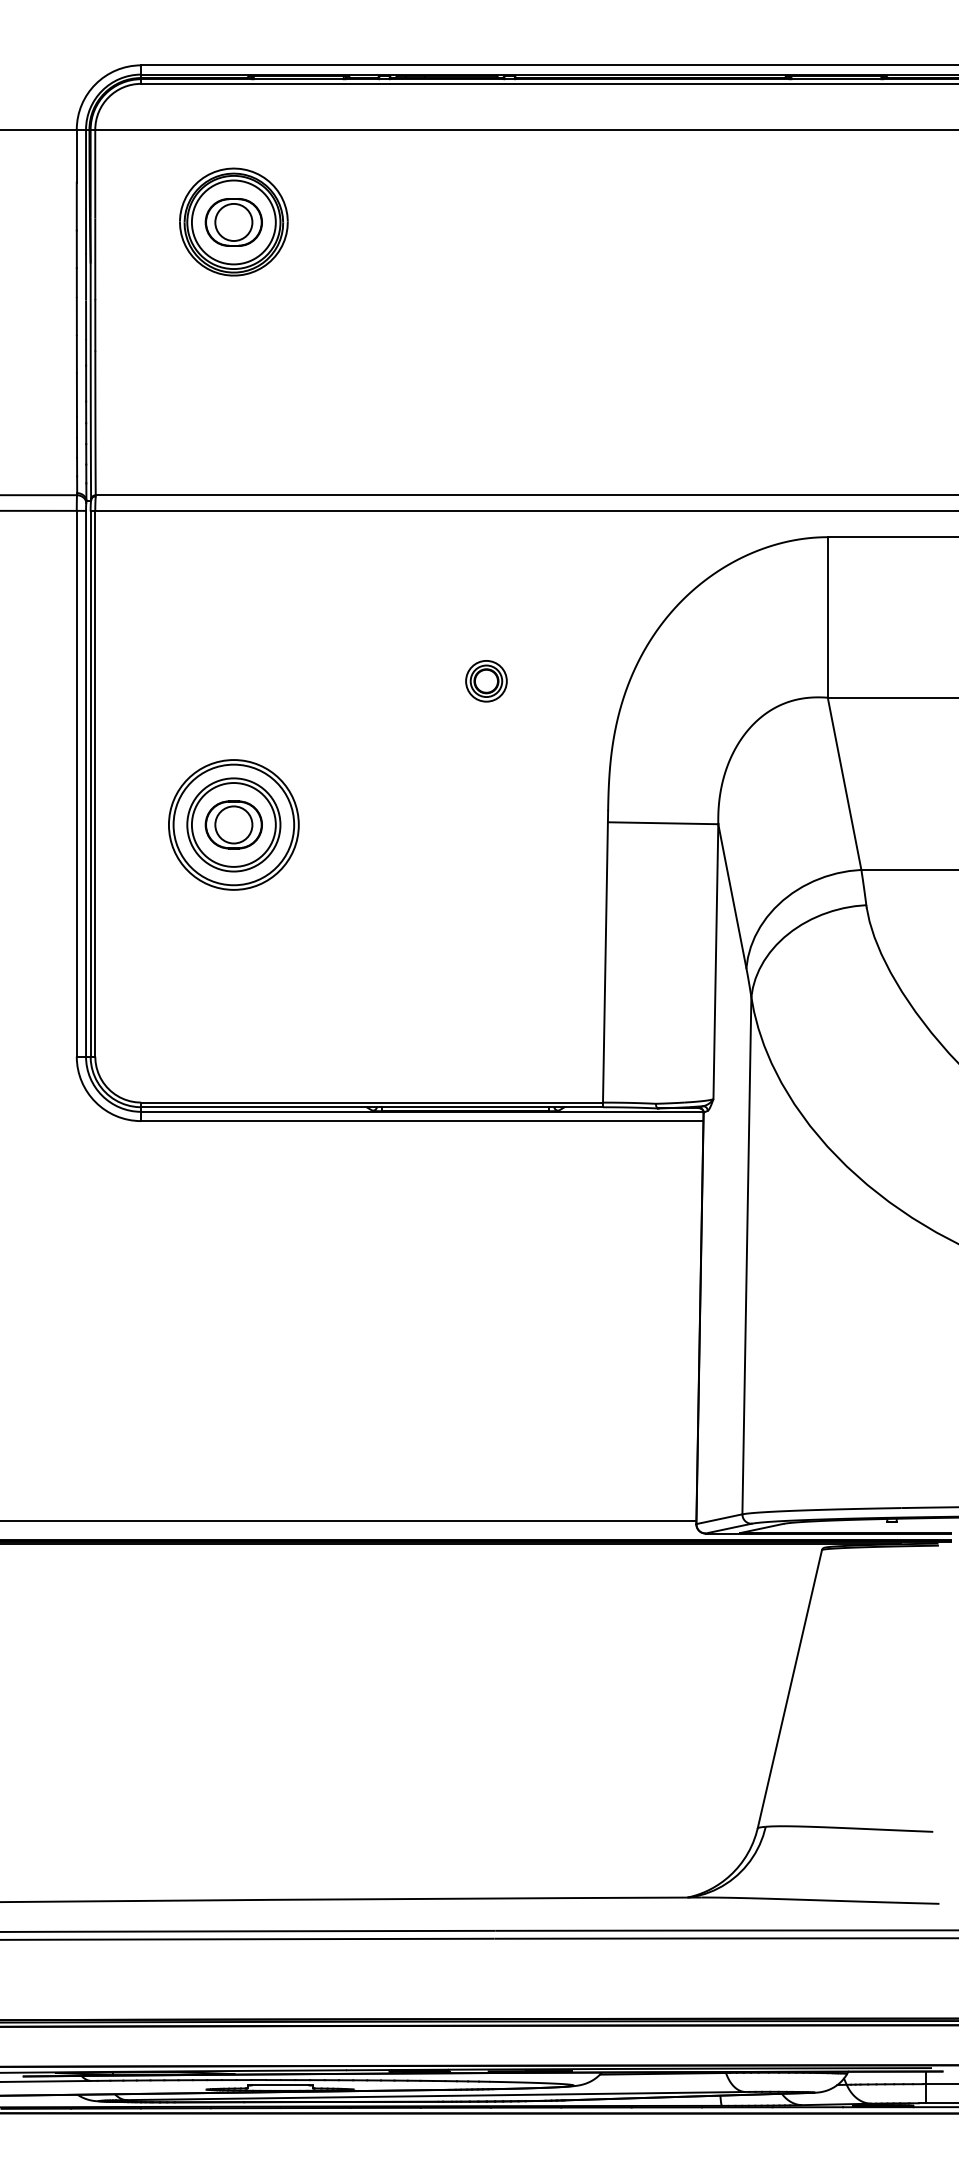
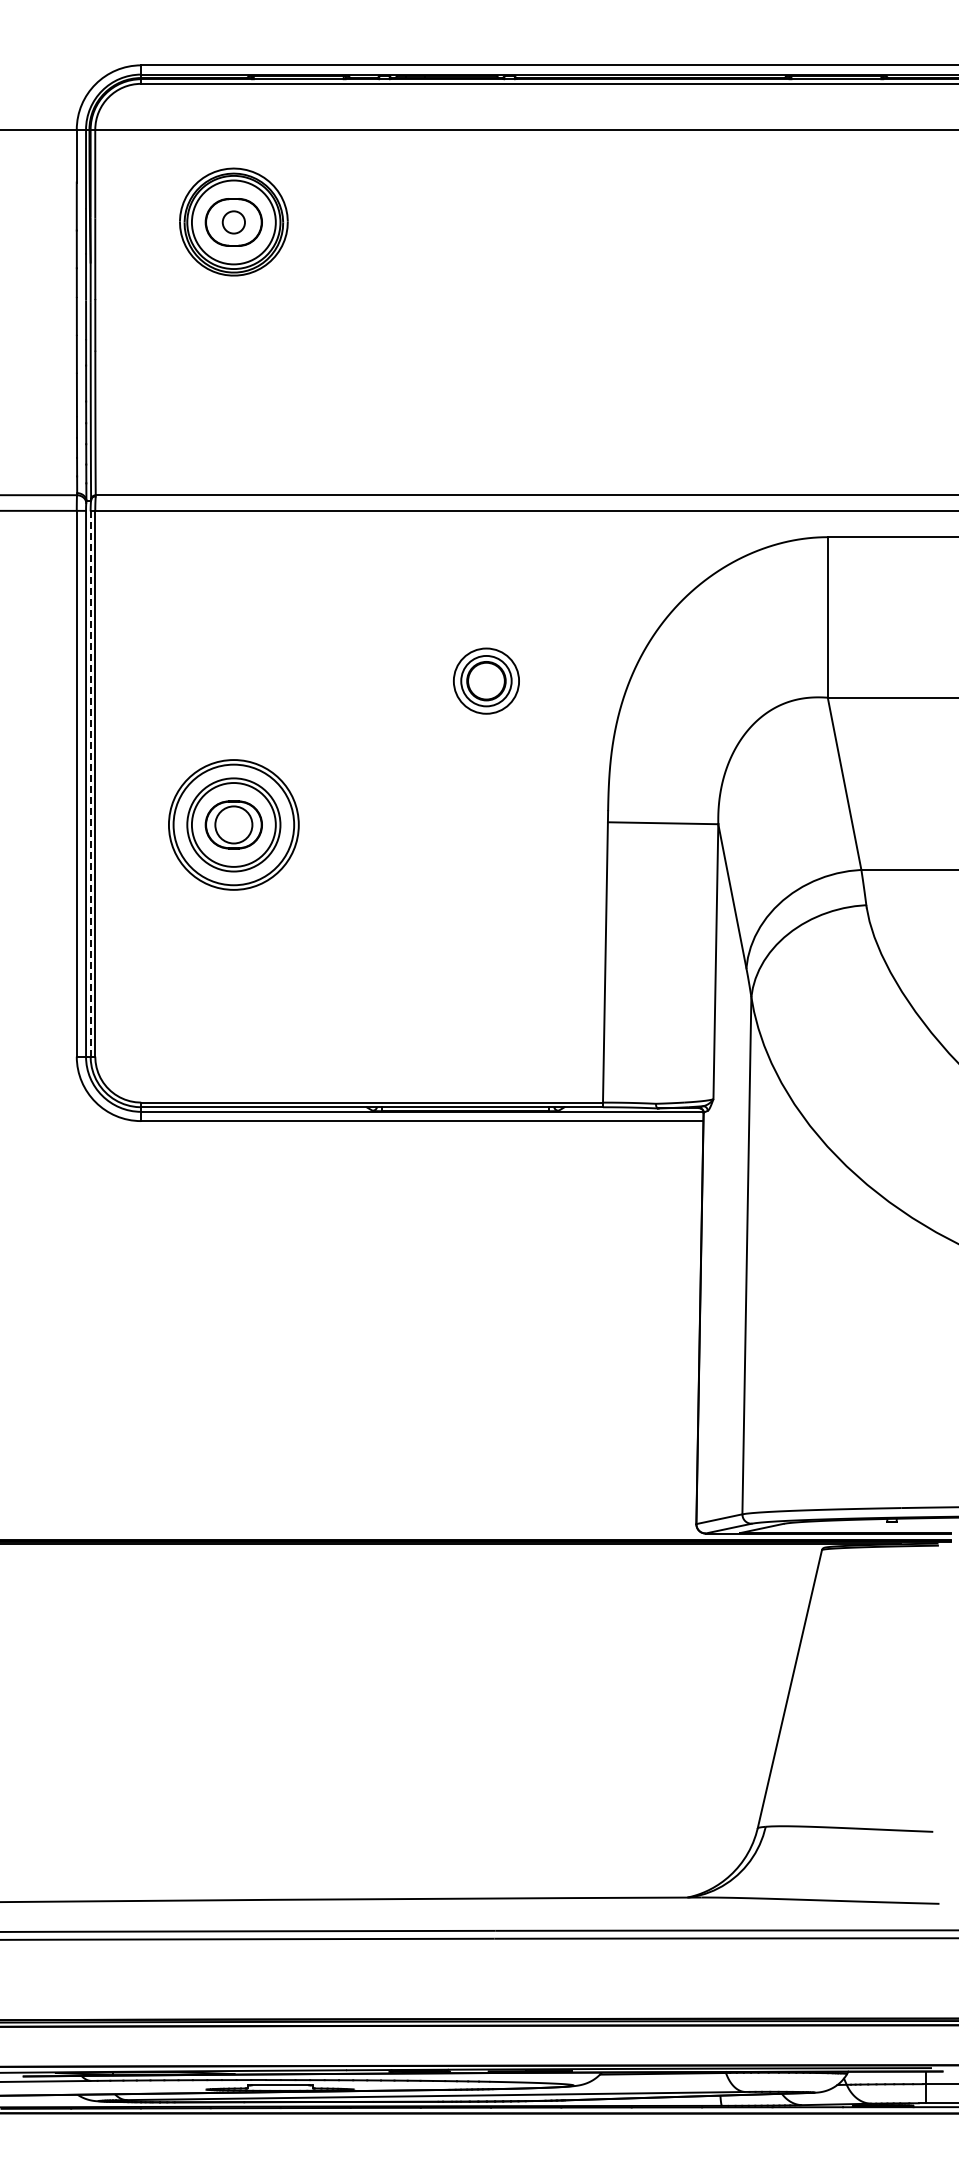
circle diameter: 37 px -> 22 px (233, 222)
part size: 43x43 px -> 67x68 px (486, 680)
line: solid -> dashed (90, 784)
line: present -> none (349, 1521)
